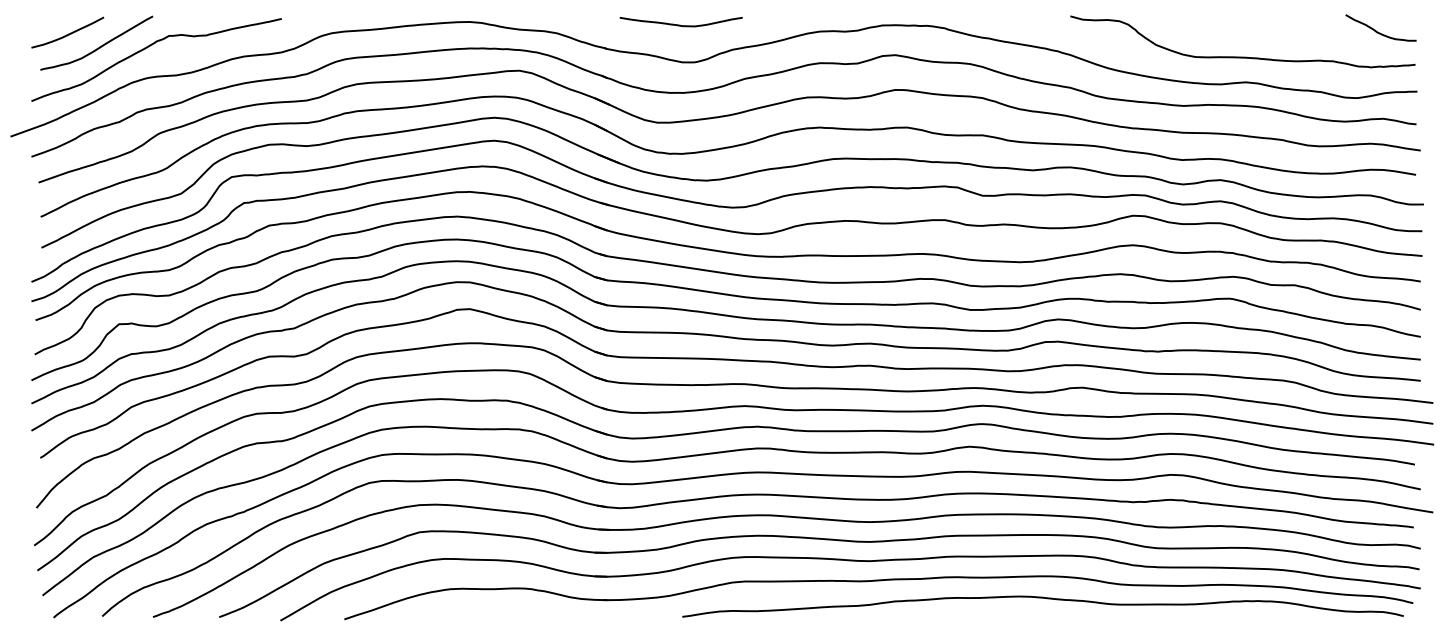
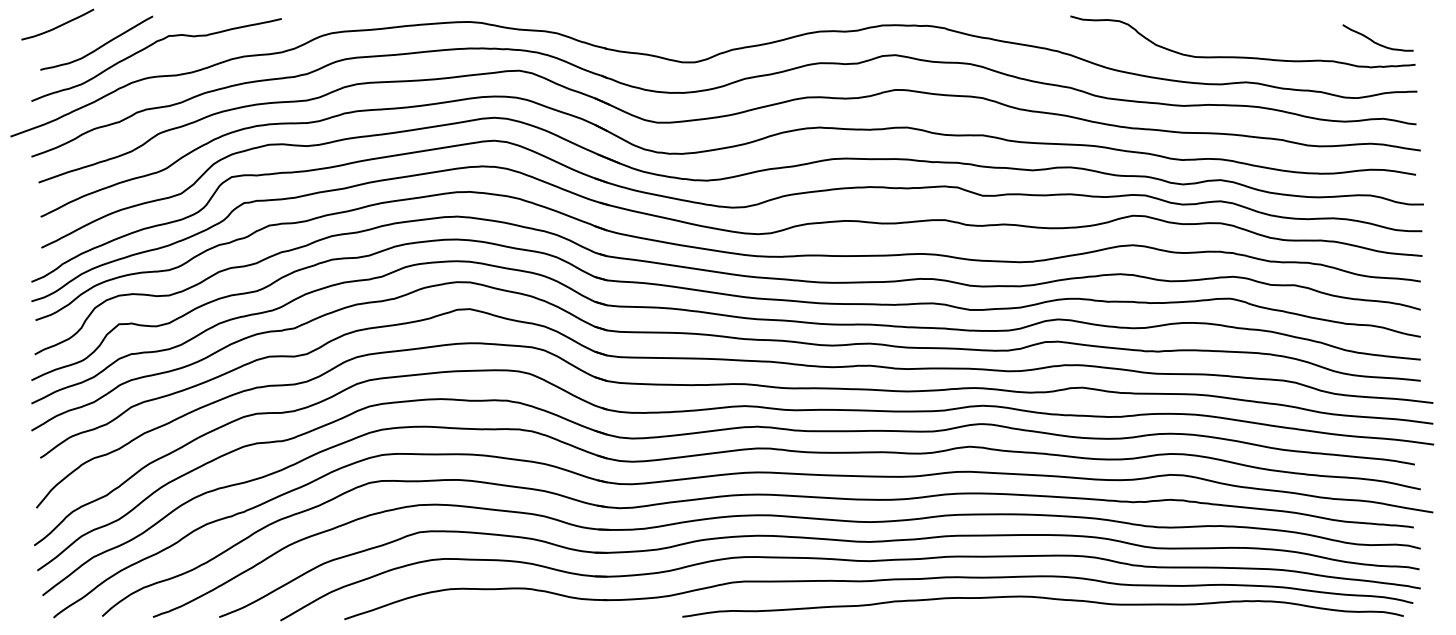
curve: present -> none (680, 24)
curve position: (1378, 31) -> (1375, 41) (1375, 41)
curve position: (68, 33) -> (58, 25) (58, 25)
